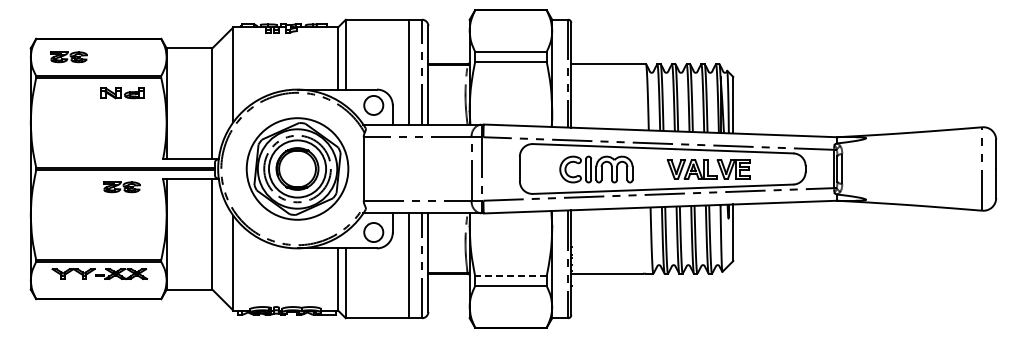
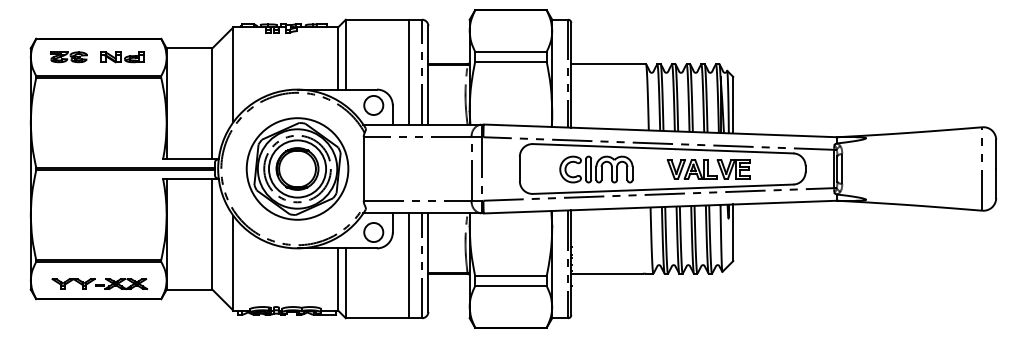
part position: (122, 93) -> (122, 57) (122, 57)
part: present -> none (121, 187)
part position: (99, 274) -> (99, 284) (99, 284)
line: dashed -> solid (510, 276)
